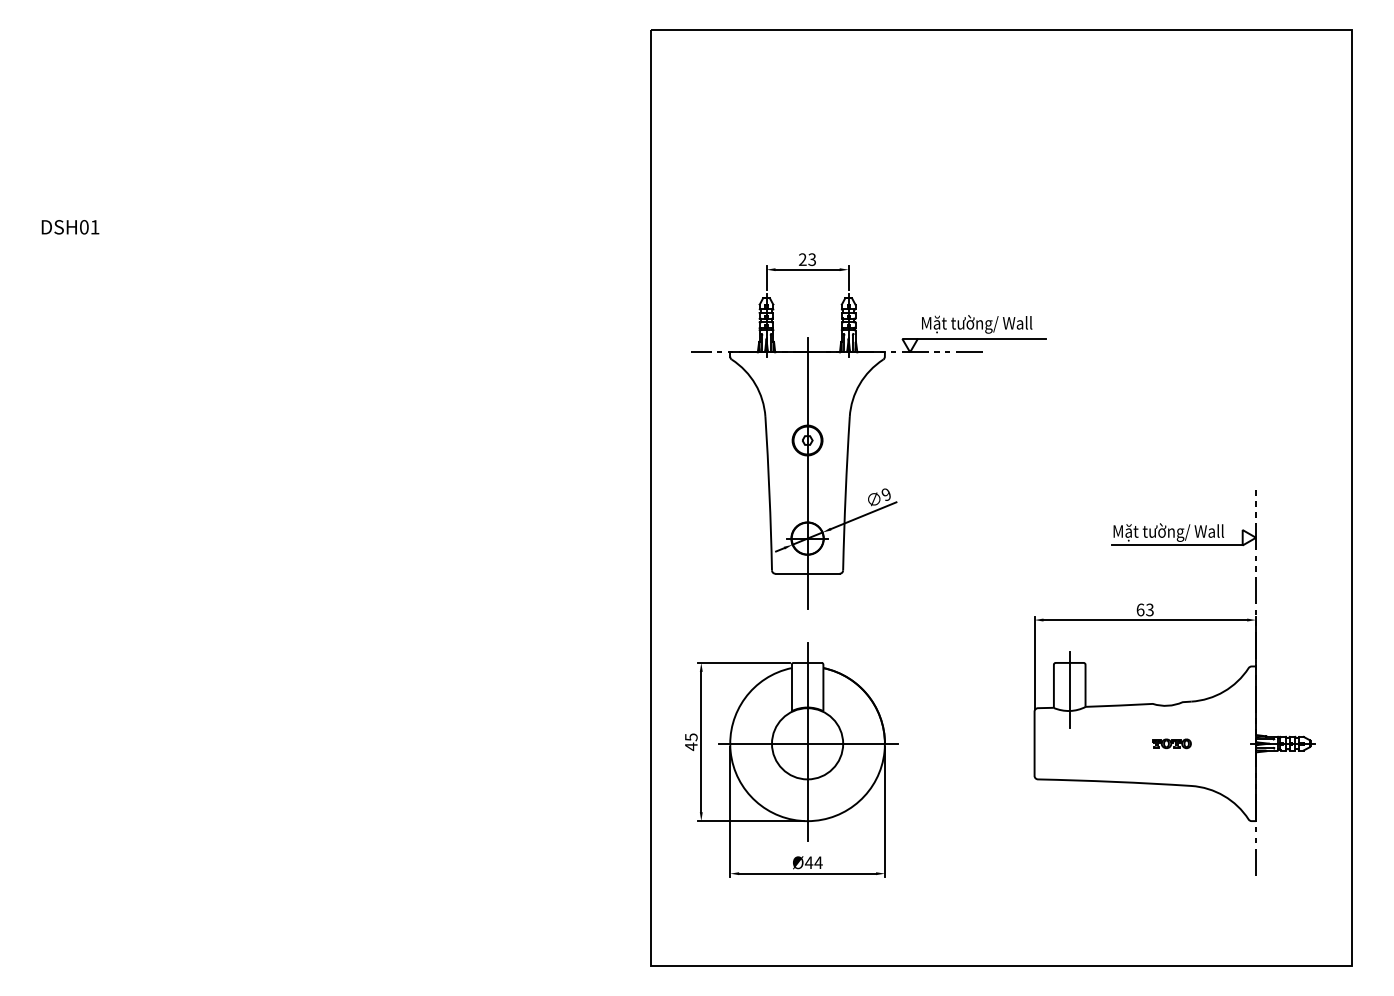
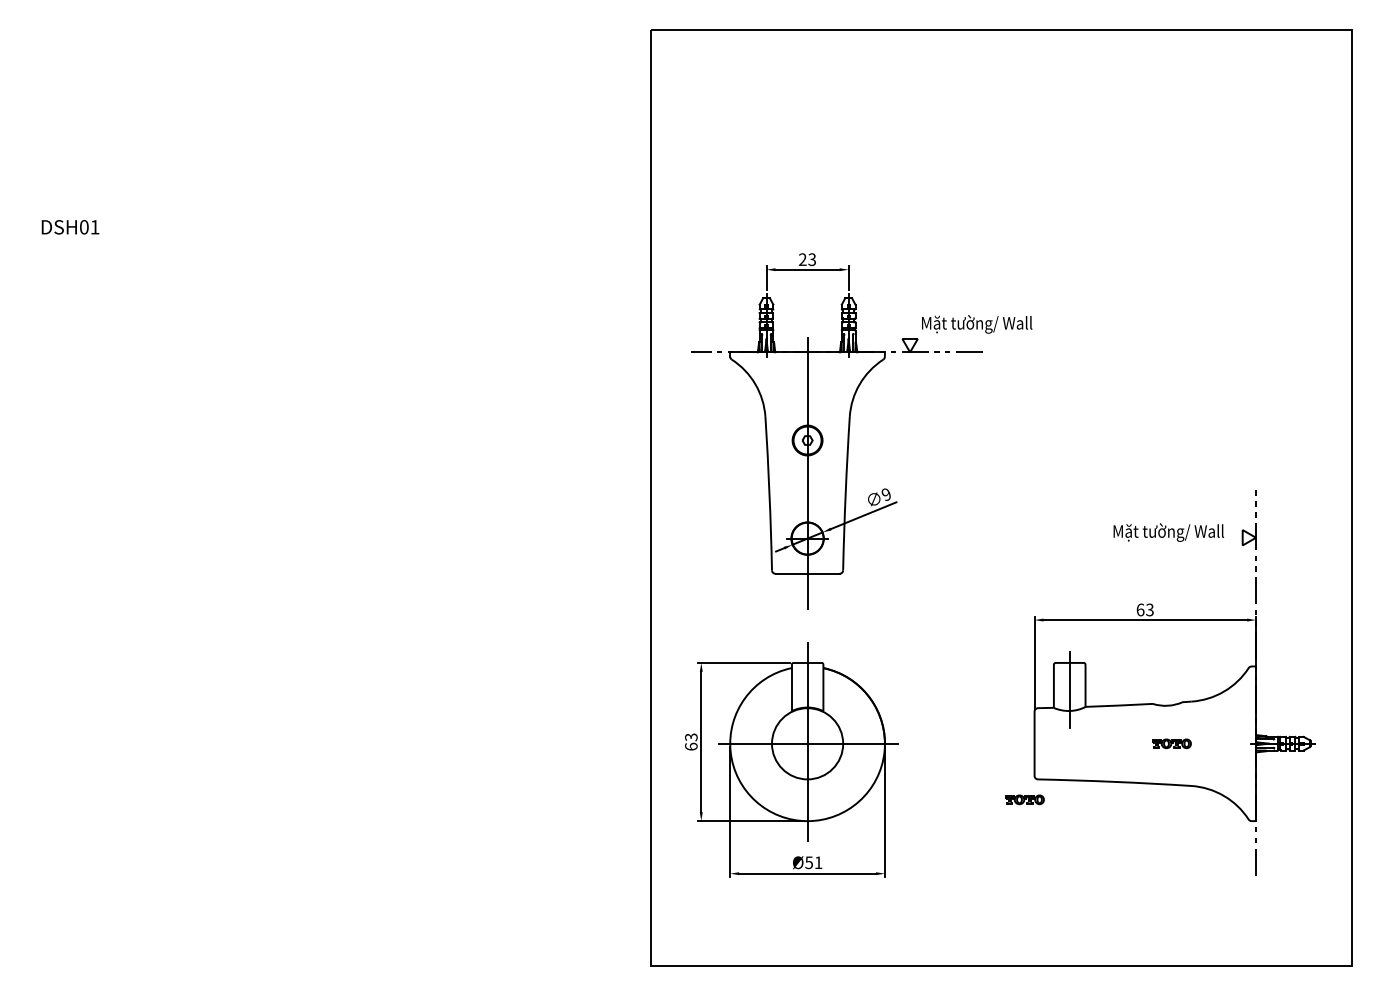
line: present -> none (981, 338)
line: present -> none (1177, 545)
text: 45 -> 63 (691, 742)
part: none -> present (1024, 799)
text: Ø44 -> Ø51 (813, 862)
